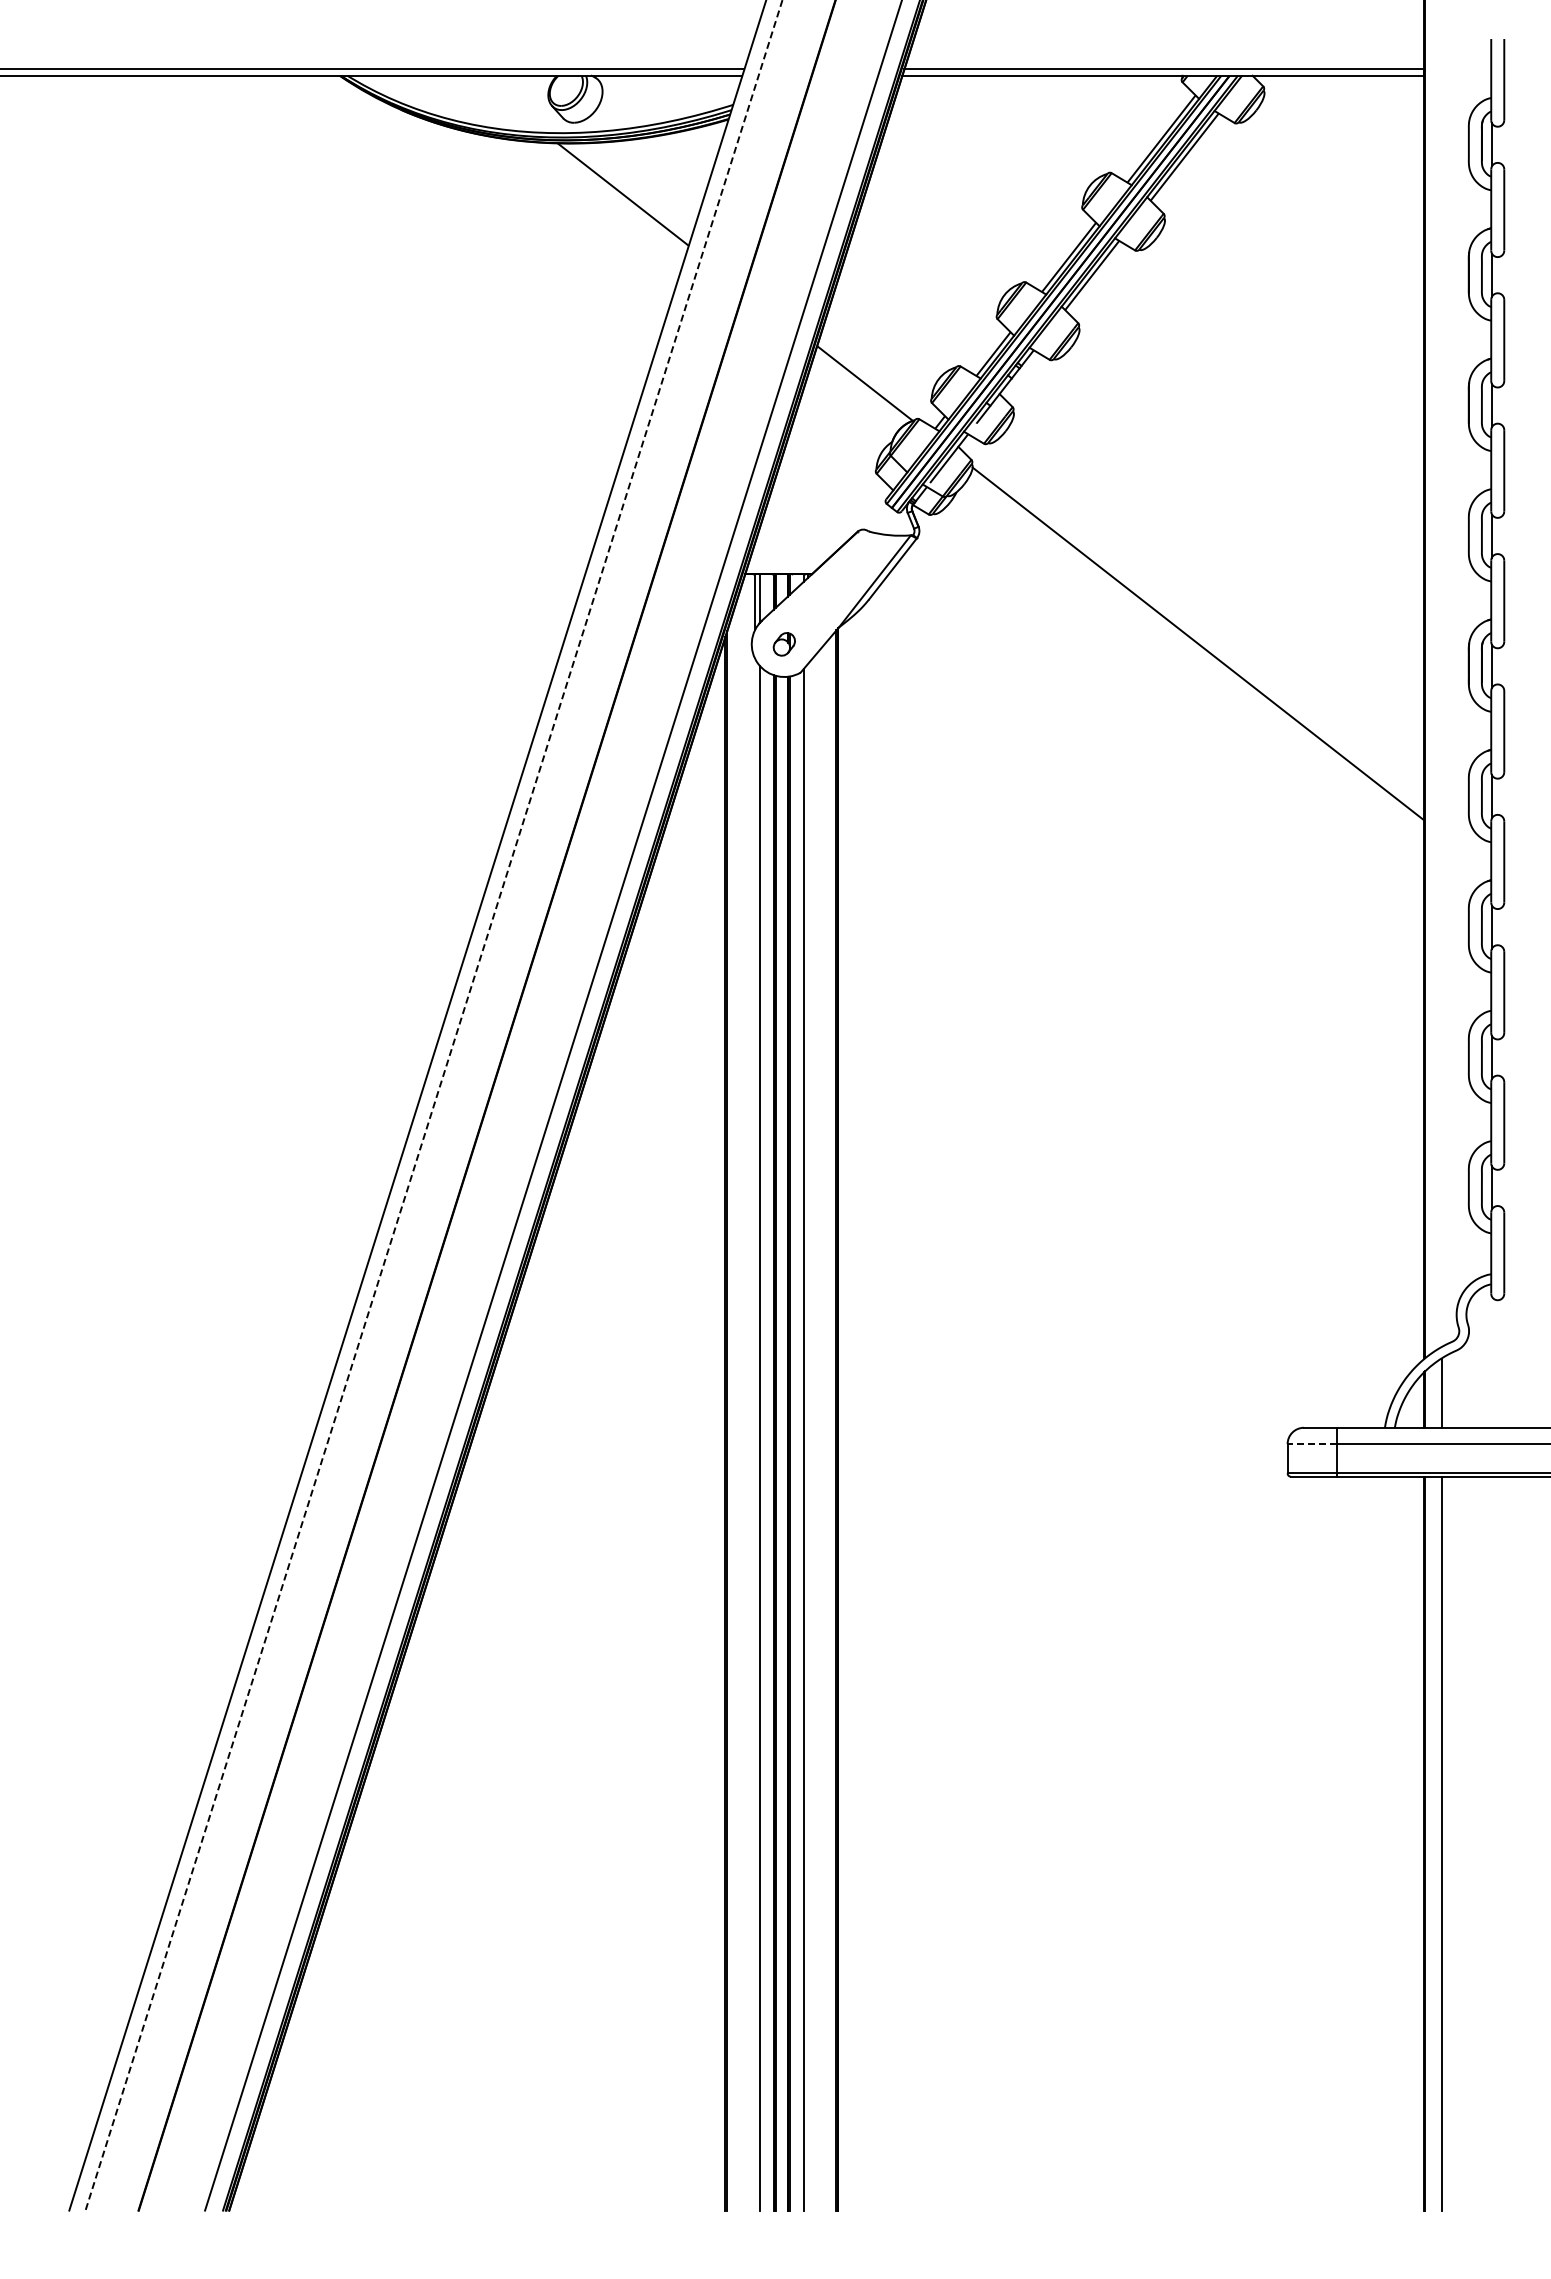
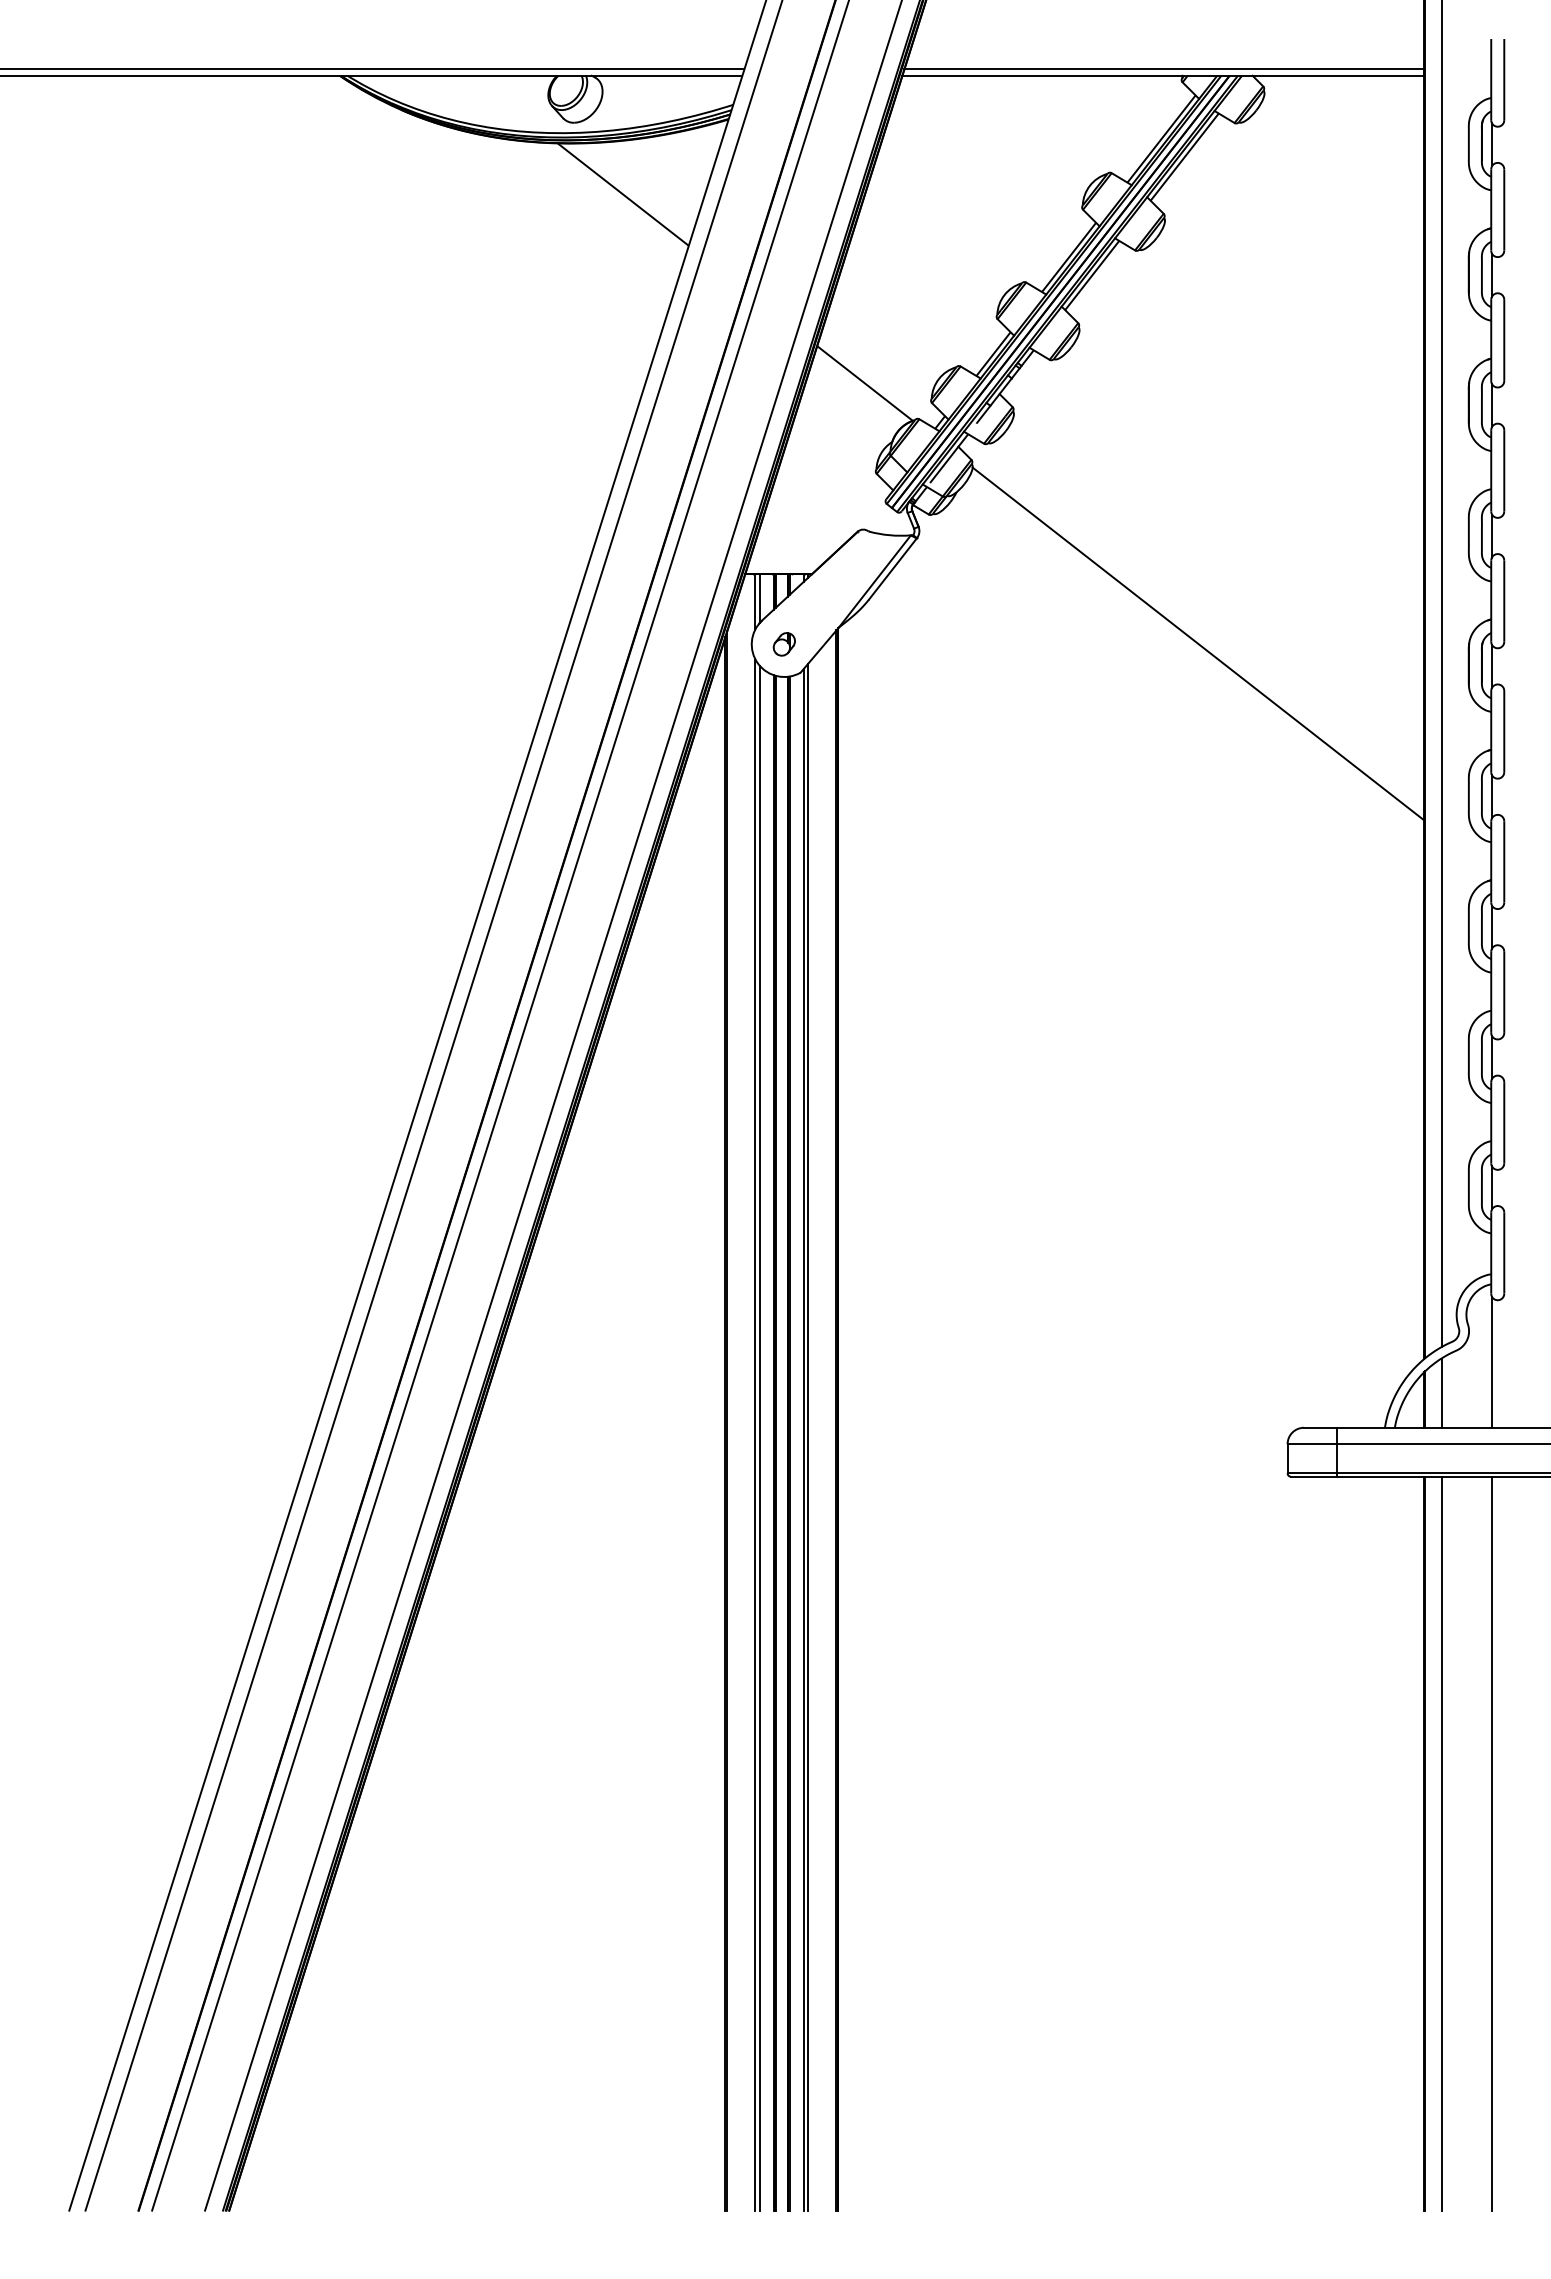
line: none -> present (1441, 674)
line: dashed -> solid (434, 1105)
line: none -> present (500, 1106)
line: none -> present (1492, 1361)
line: none -> present (755, 1434)
line: none -> present (808, 1436)
line: dashed -> solid (1311, 1444)
line: none -> present (1492, 1843)
